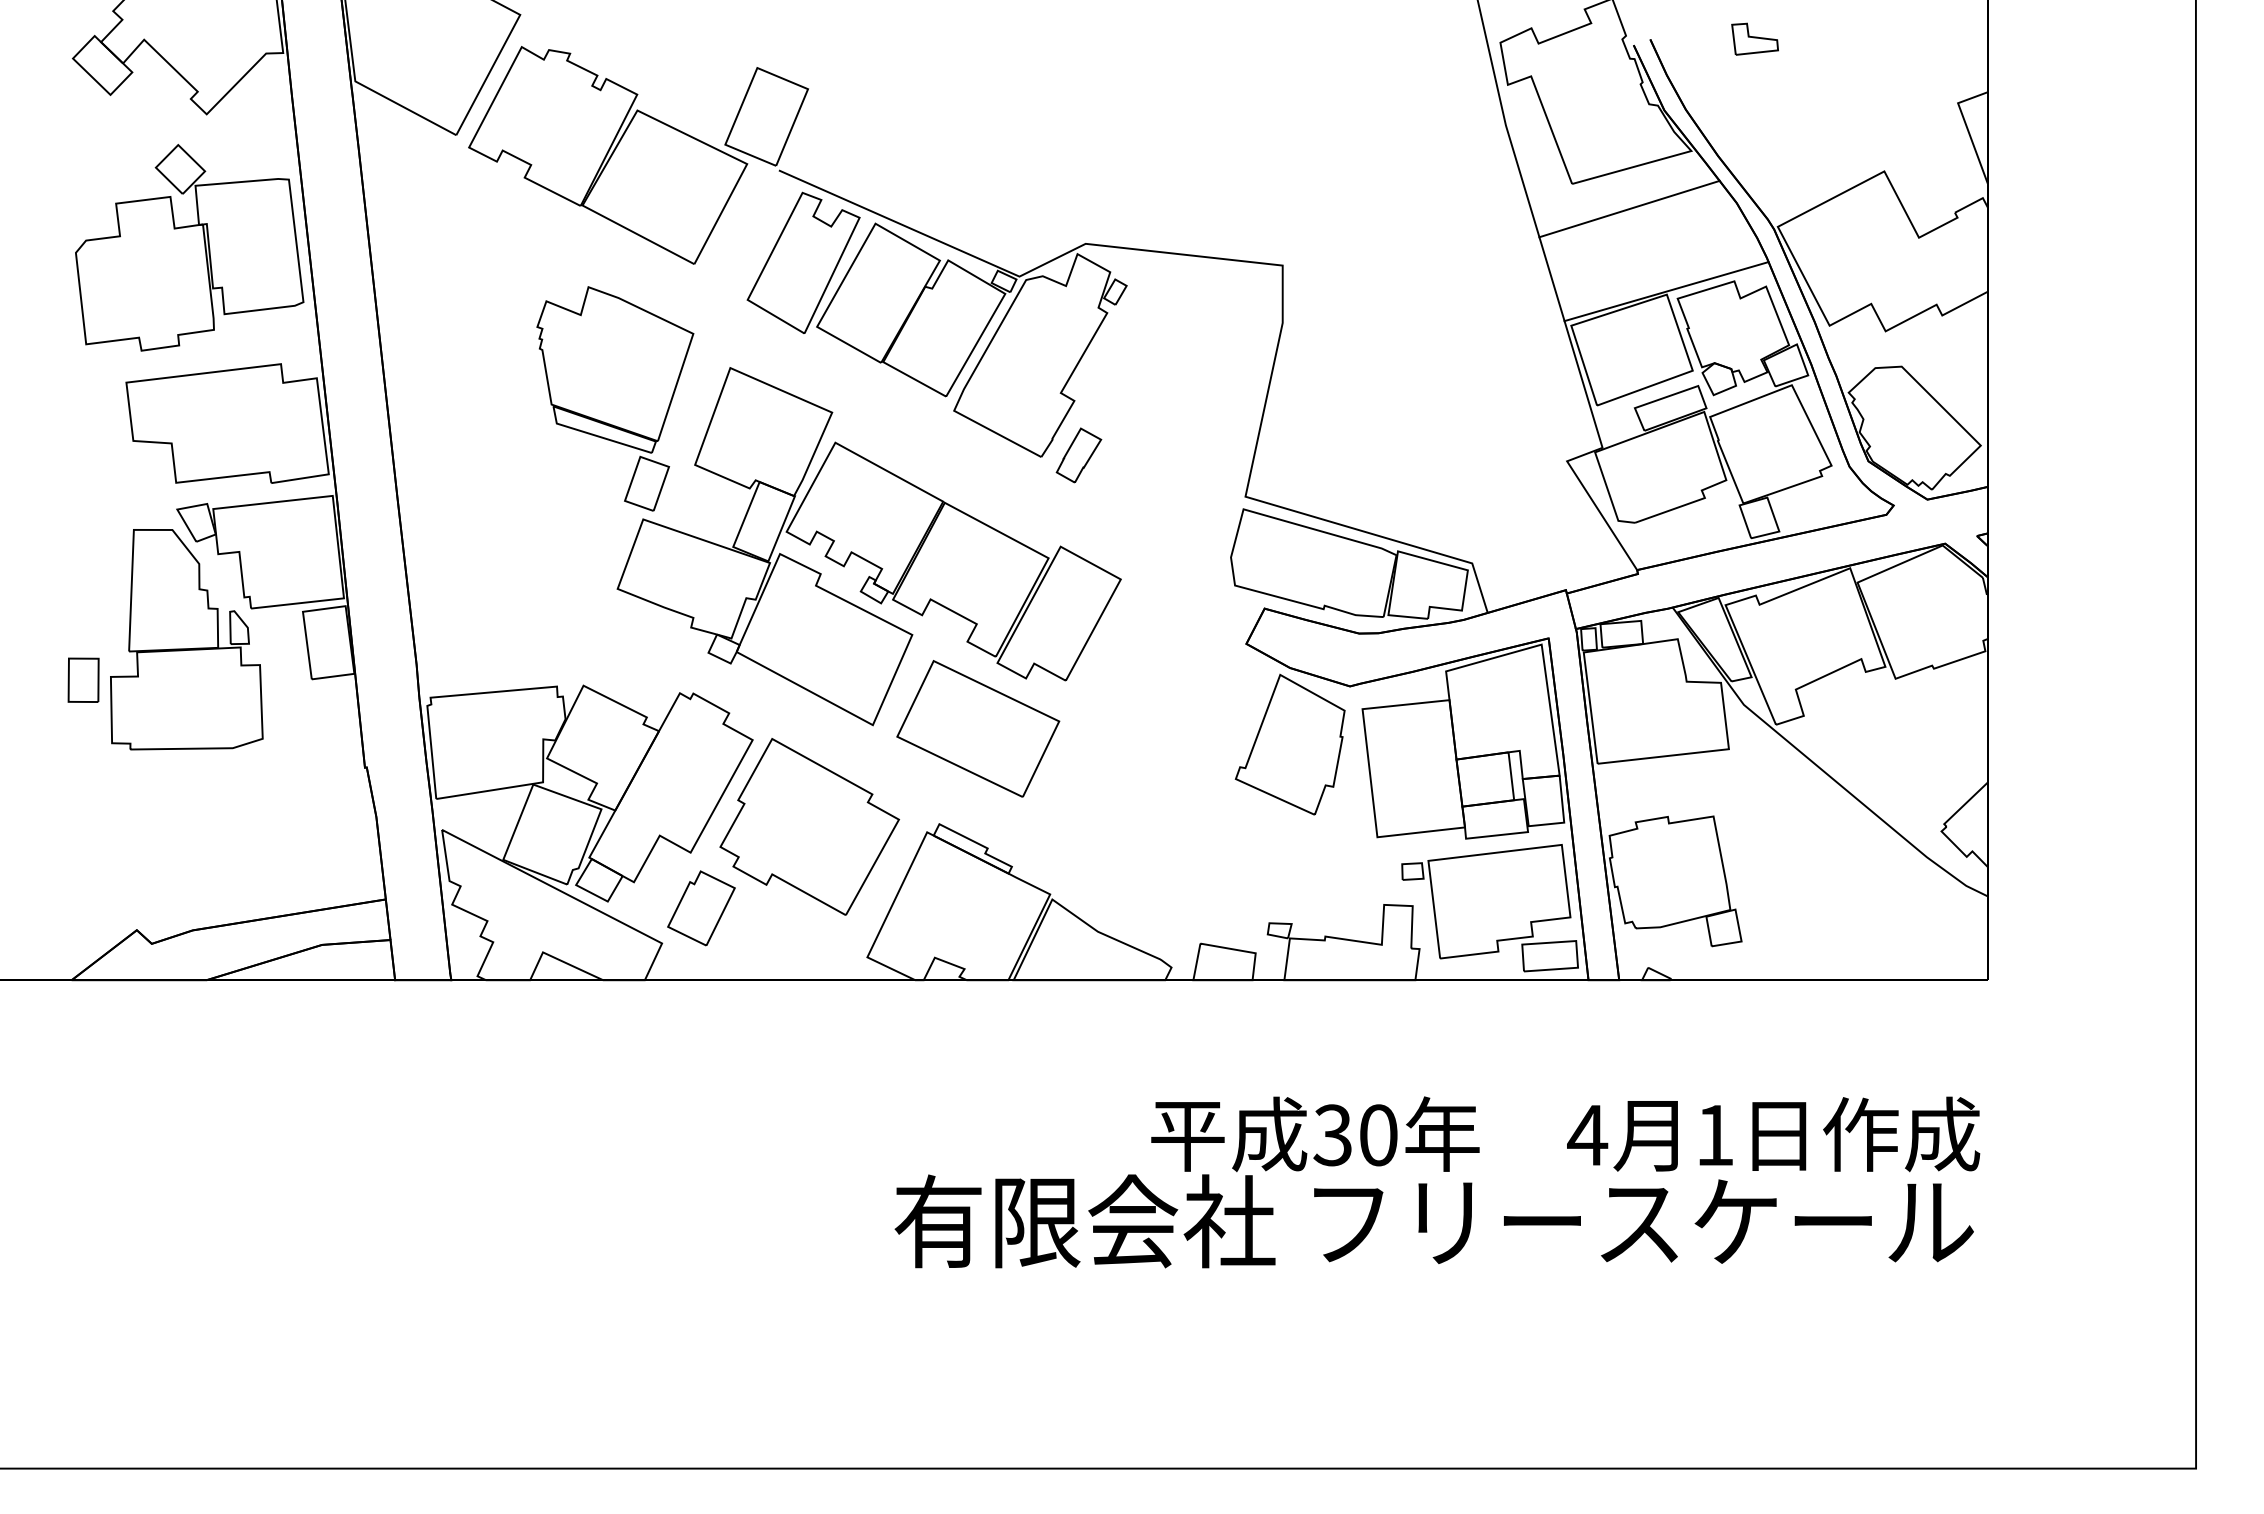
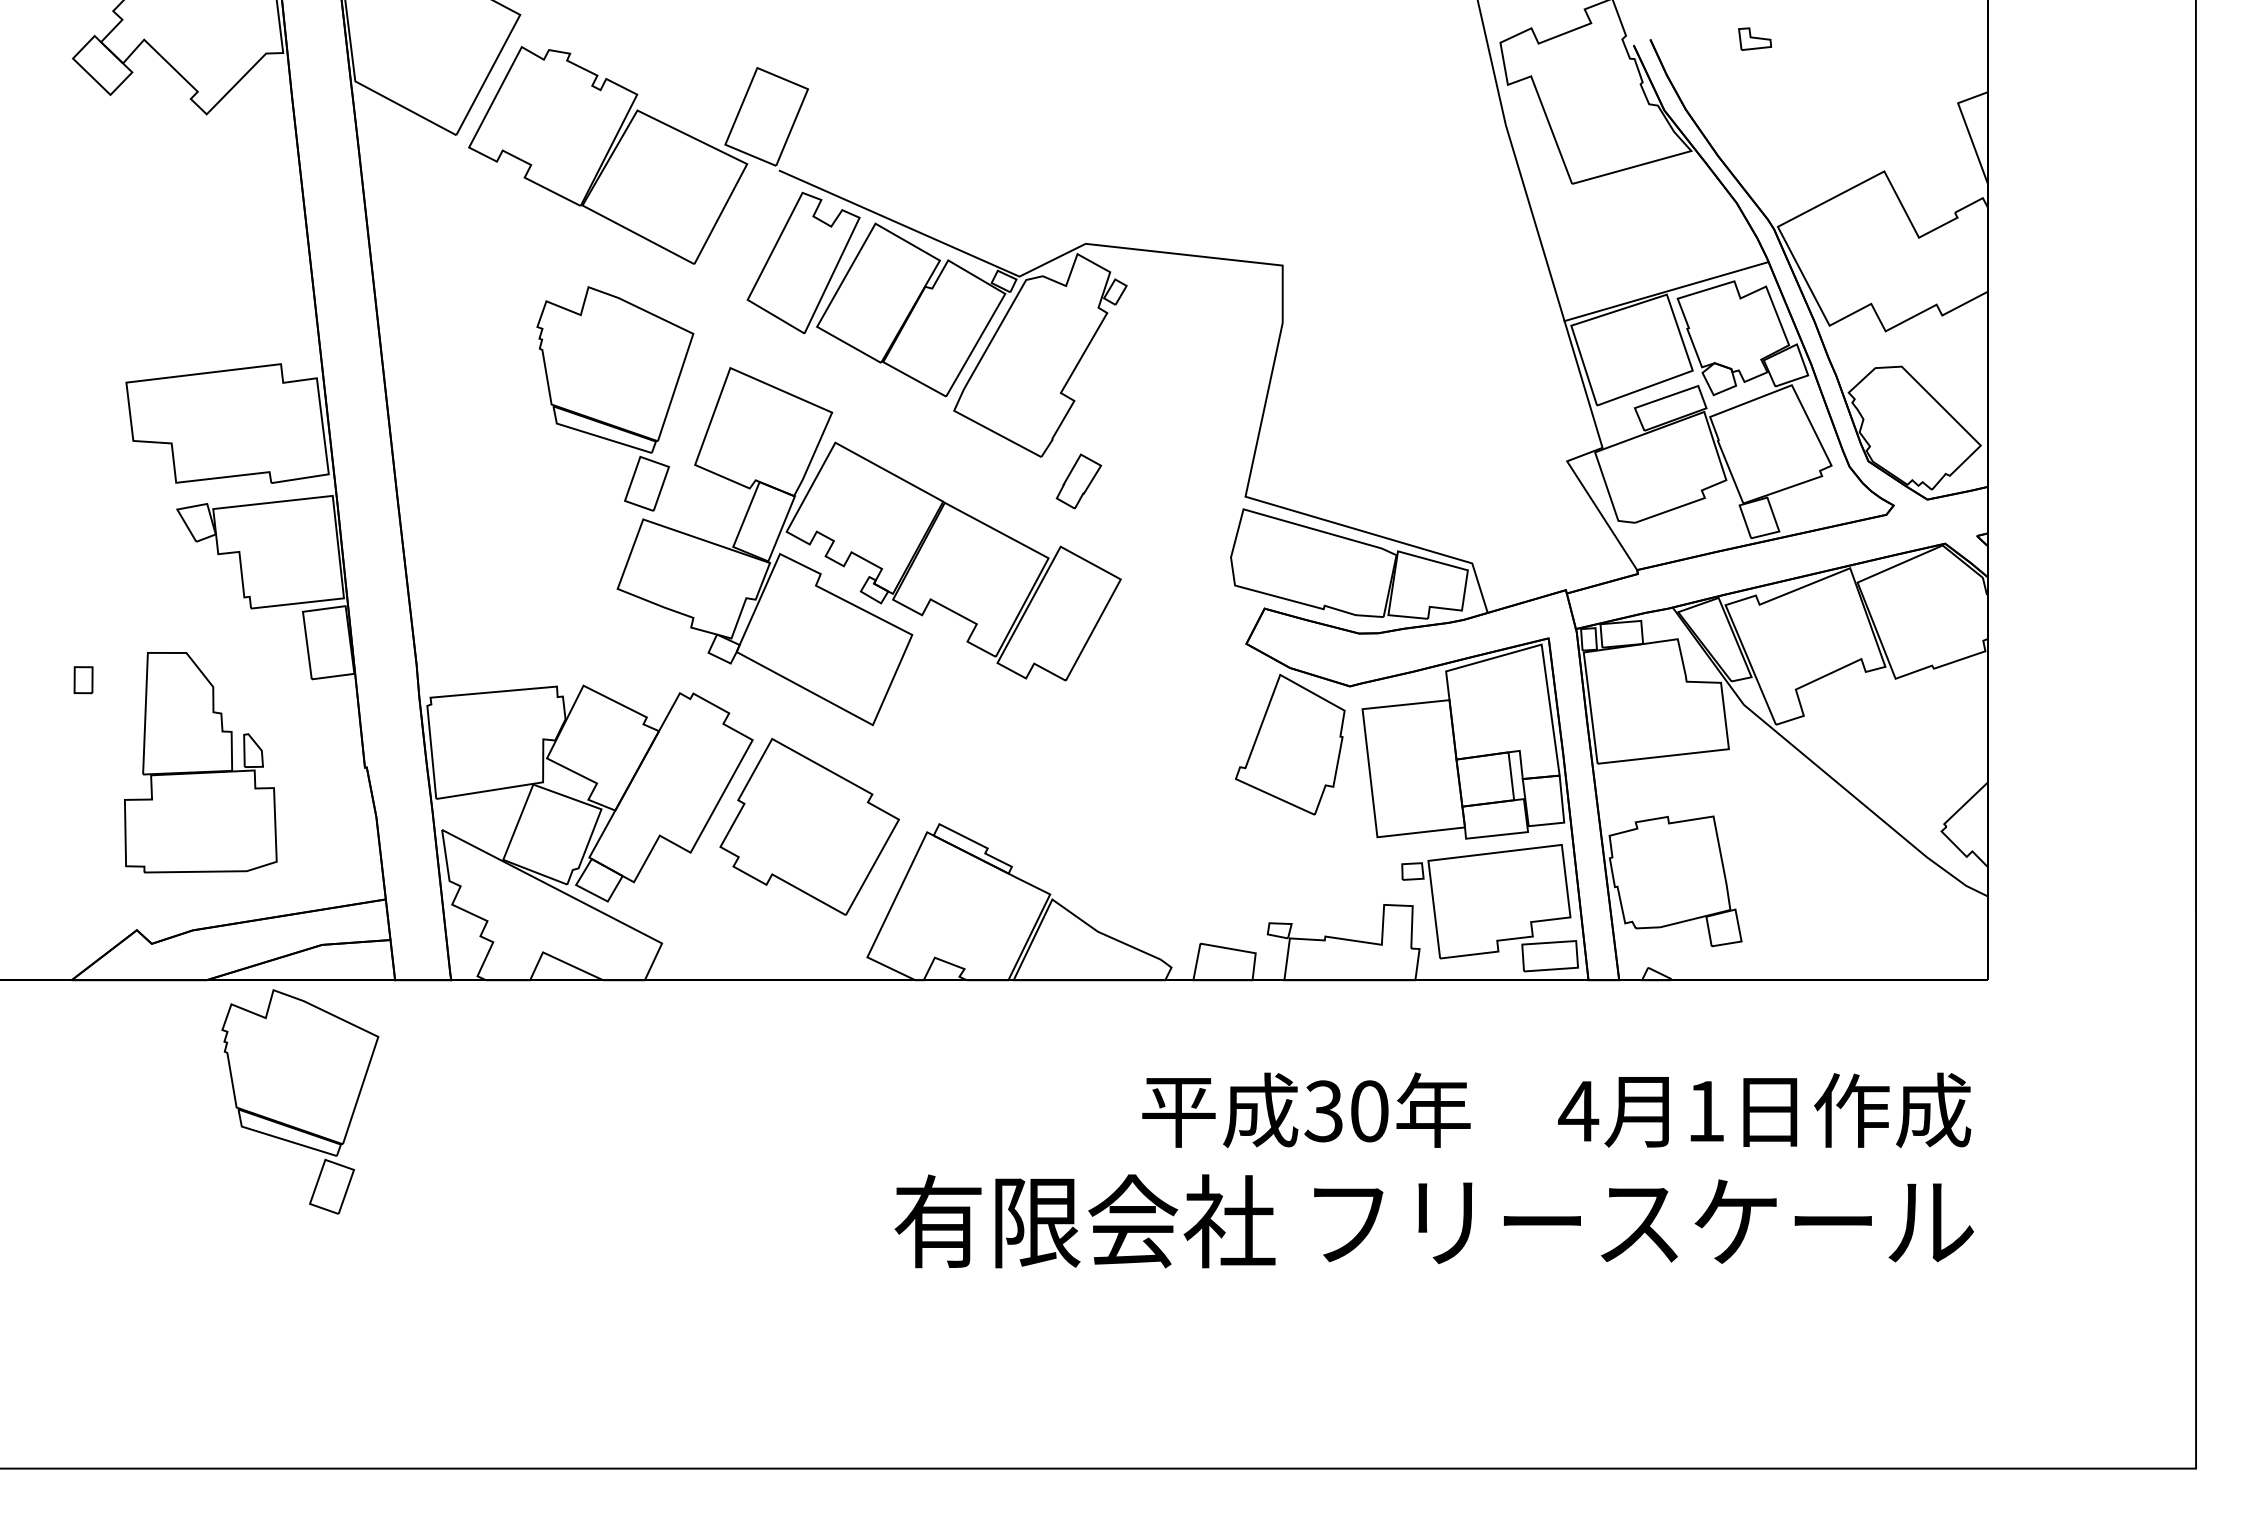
part size: 48x34 px -> 35x24 px (1755, 38)
line: present -> none (1629, 208)
part: present -> none (189, 247)
part position: (1078, 455) -> (1078, 481) (1078, 481)
part position: (186, 639) -> (200, 762) (200, 762)
part size: 33x46 px -> 21x29 px (83, 680)
part: present -> none (978, 728)
part: present -> none (701, 908)
part: none -> present (300, 1101)
text position: (1565, 1134) -> (1556, 1110) (1556, 1110)
